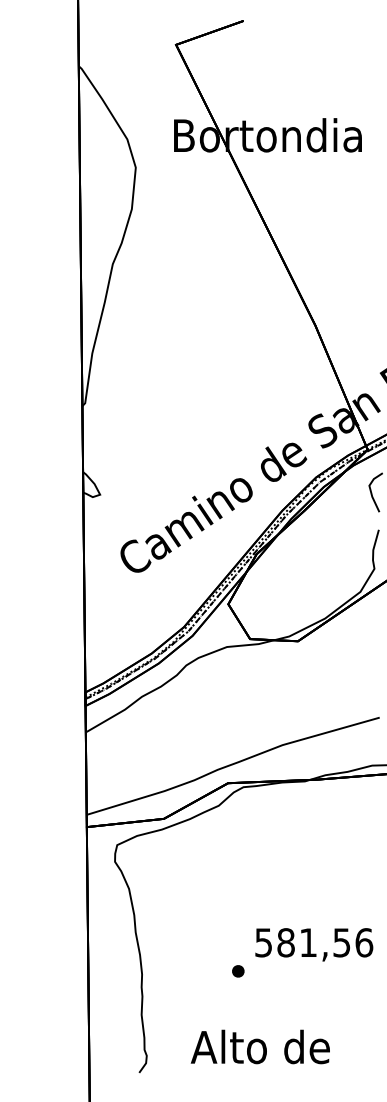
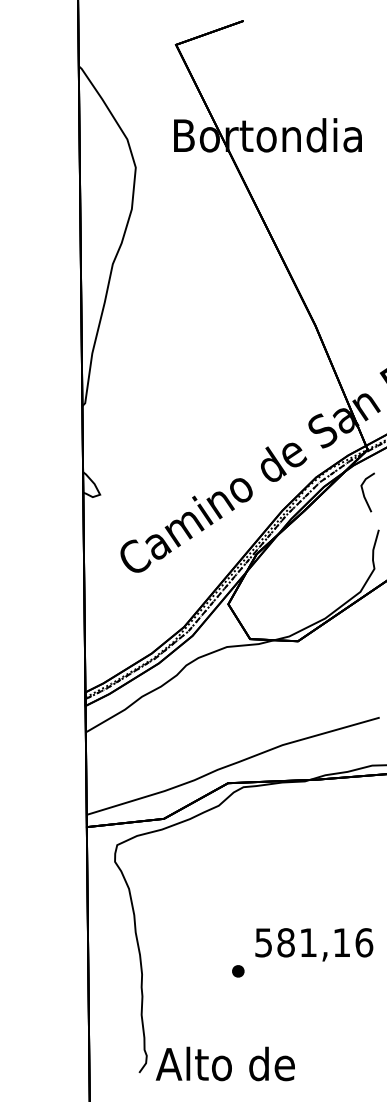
line position: (372, 492) -> (364, 492) (364, 492)
text: 581,56 -> 581,16 (341, 942)
text position: (259, 1046) -> (224, 1063) (224, 1063)
